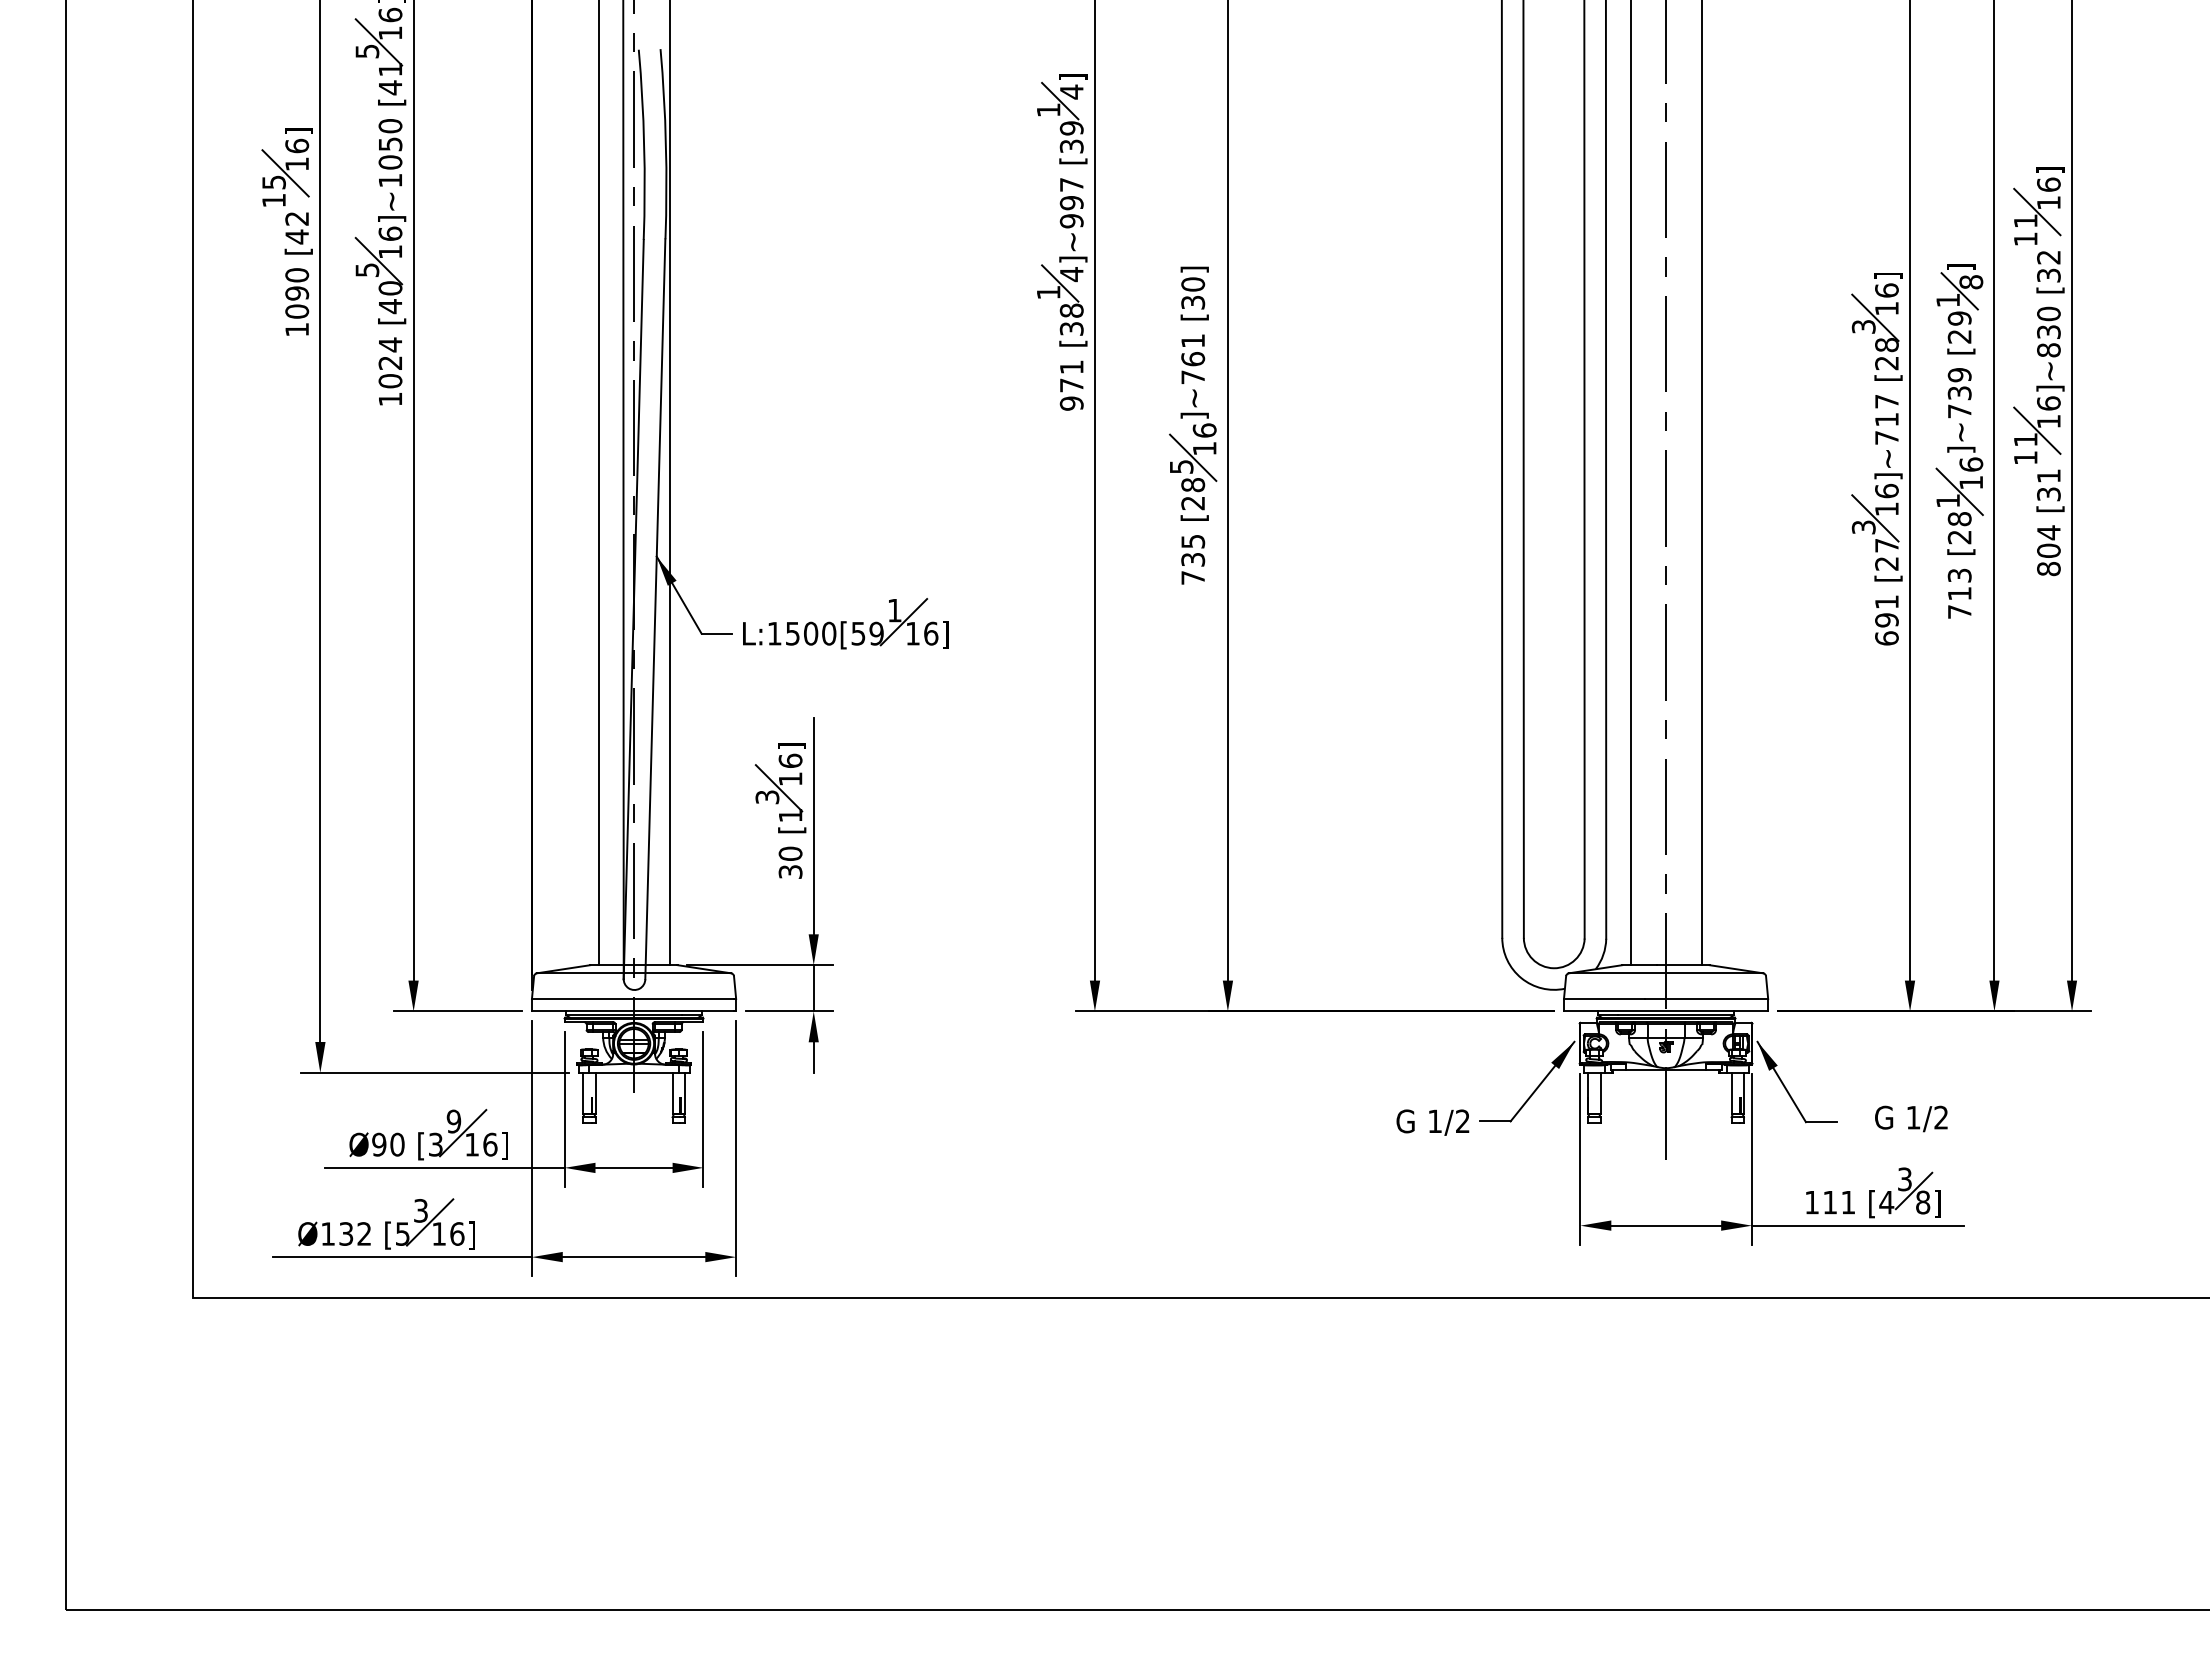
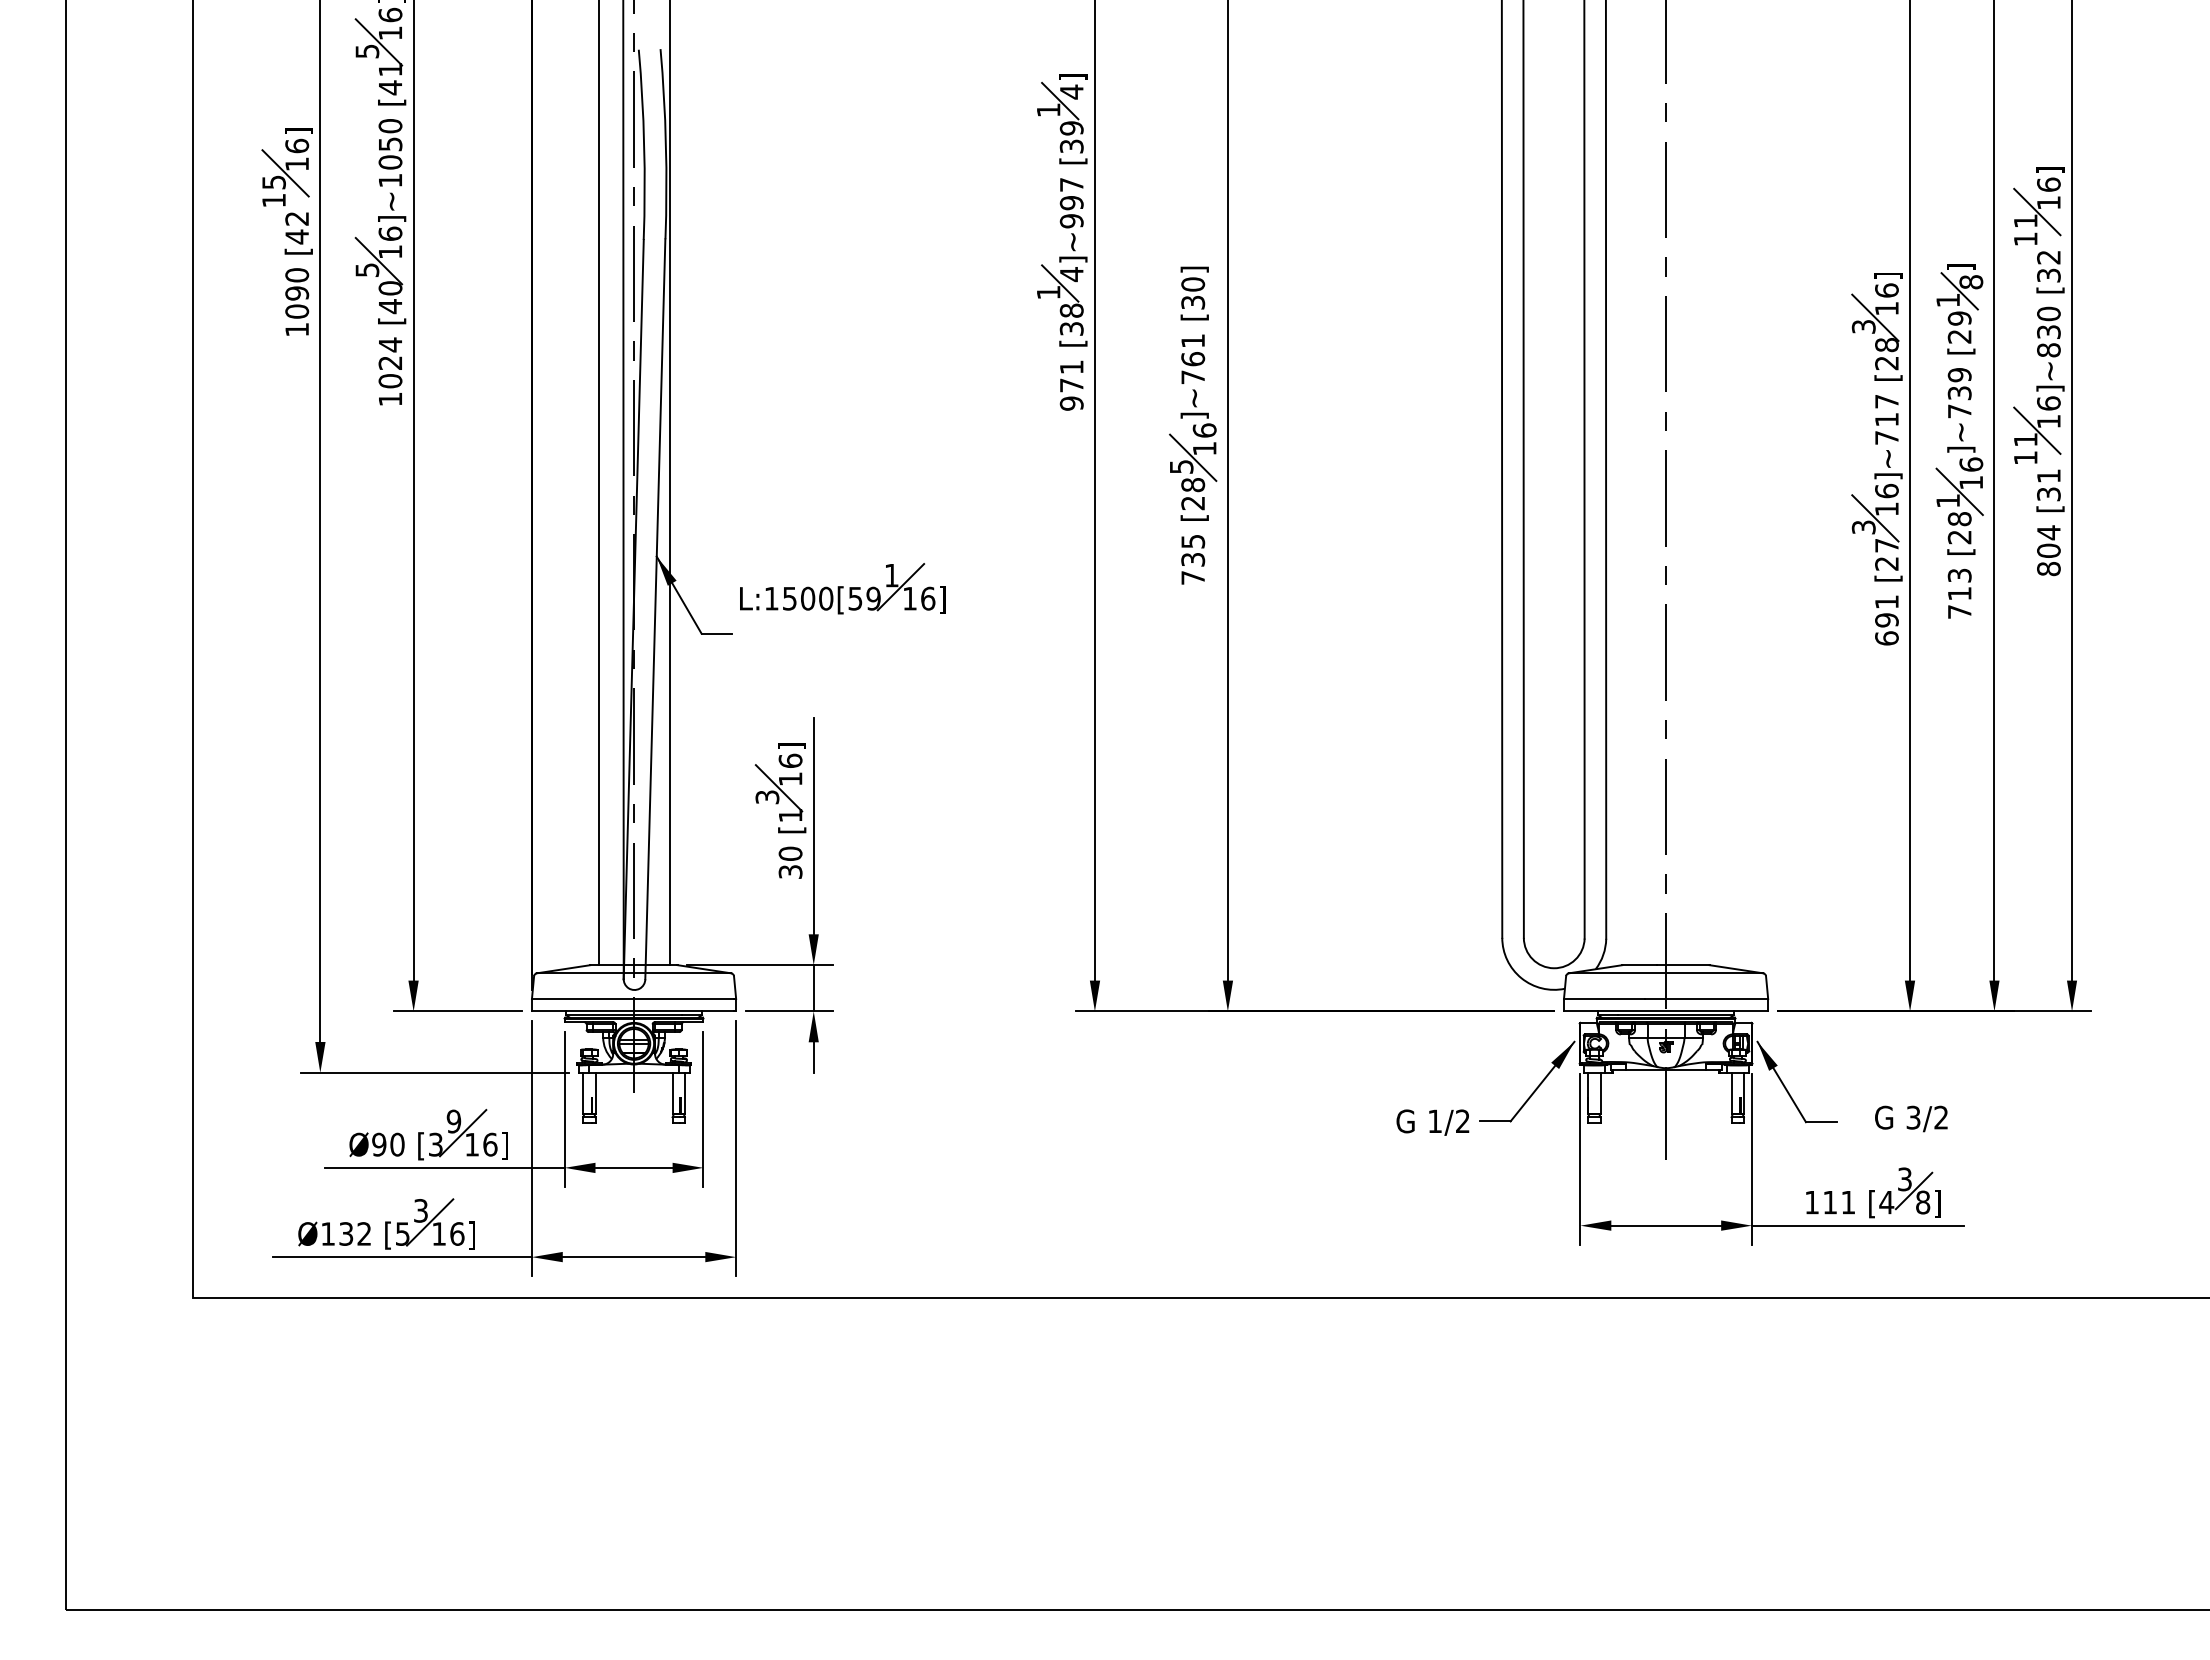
line: present -> none (1630, 483)
line: present -> none (1701, 483)
part position: (845, 623) -> (842, 588) (842, 588)
text: 1/2 -> 3/2 (1913, 1117)
